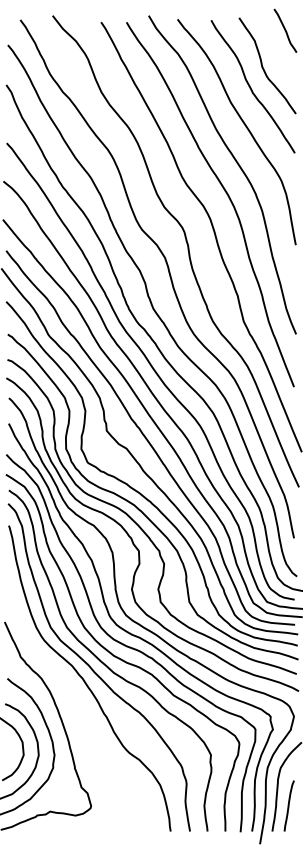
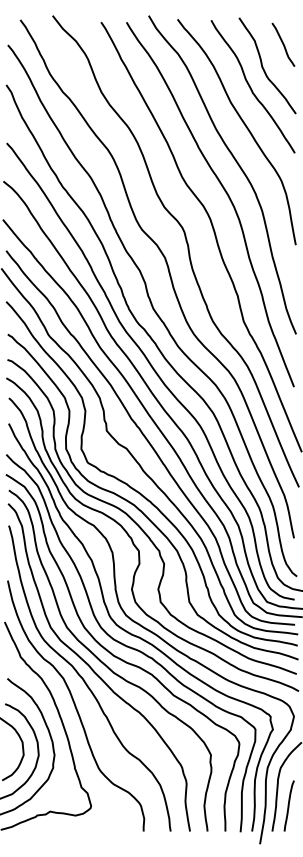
curve position: (285, 30) -> (283, 44) (283, 44)
curve: none -> present (76, 705)
